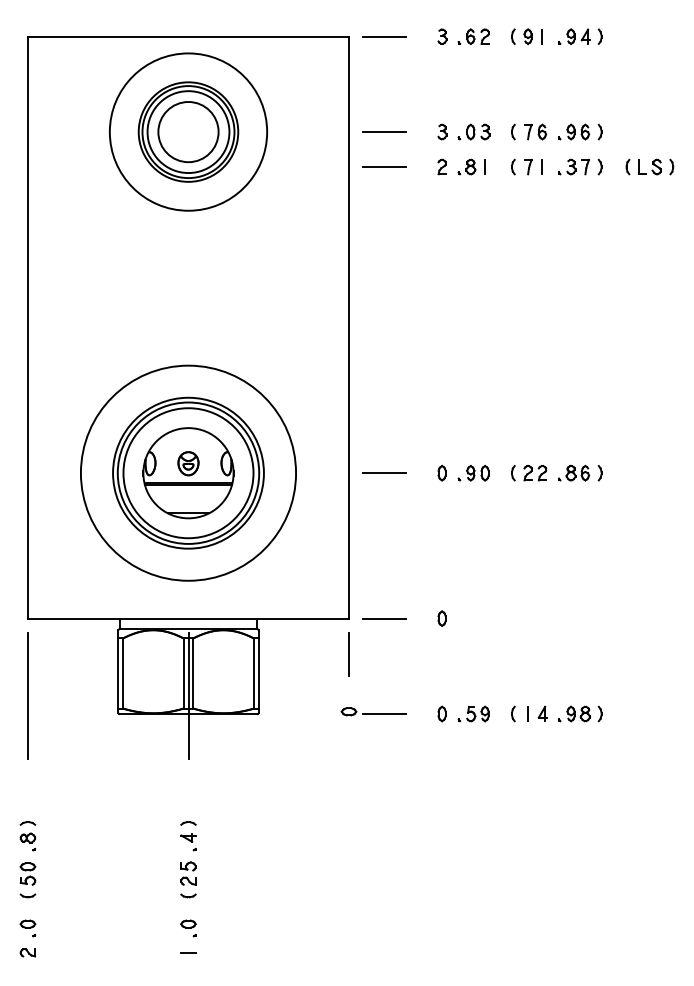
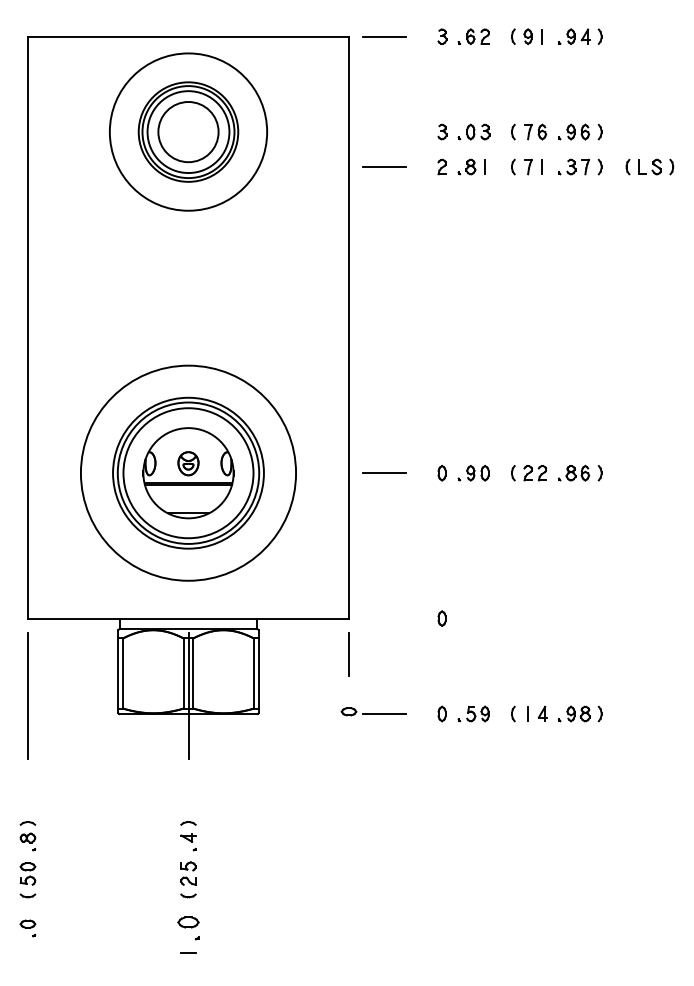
line: present -> none (384, 132)
line: present -> none (384, 618)
part size: 17x19 px -> 23x25 px (188, 928)
part: present -> none (27, 952)
